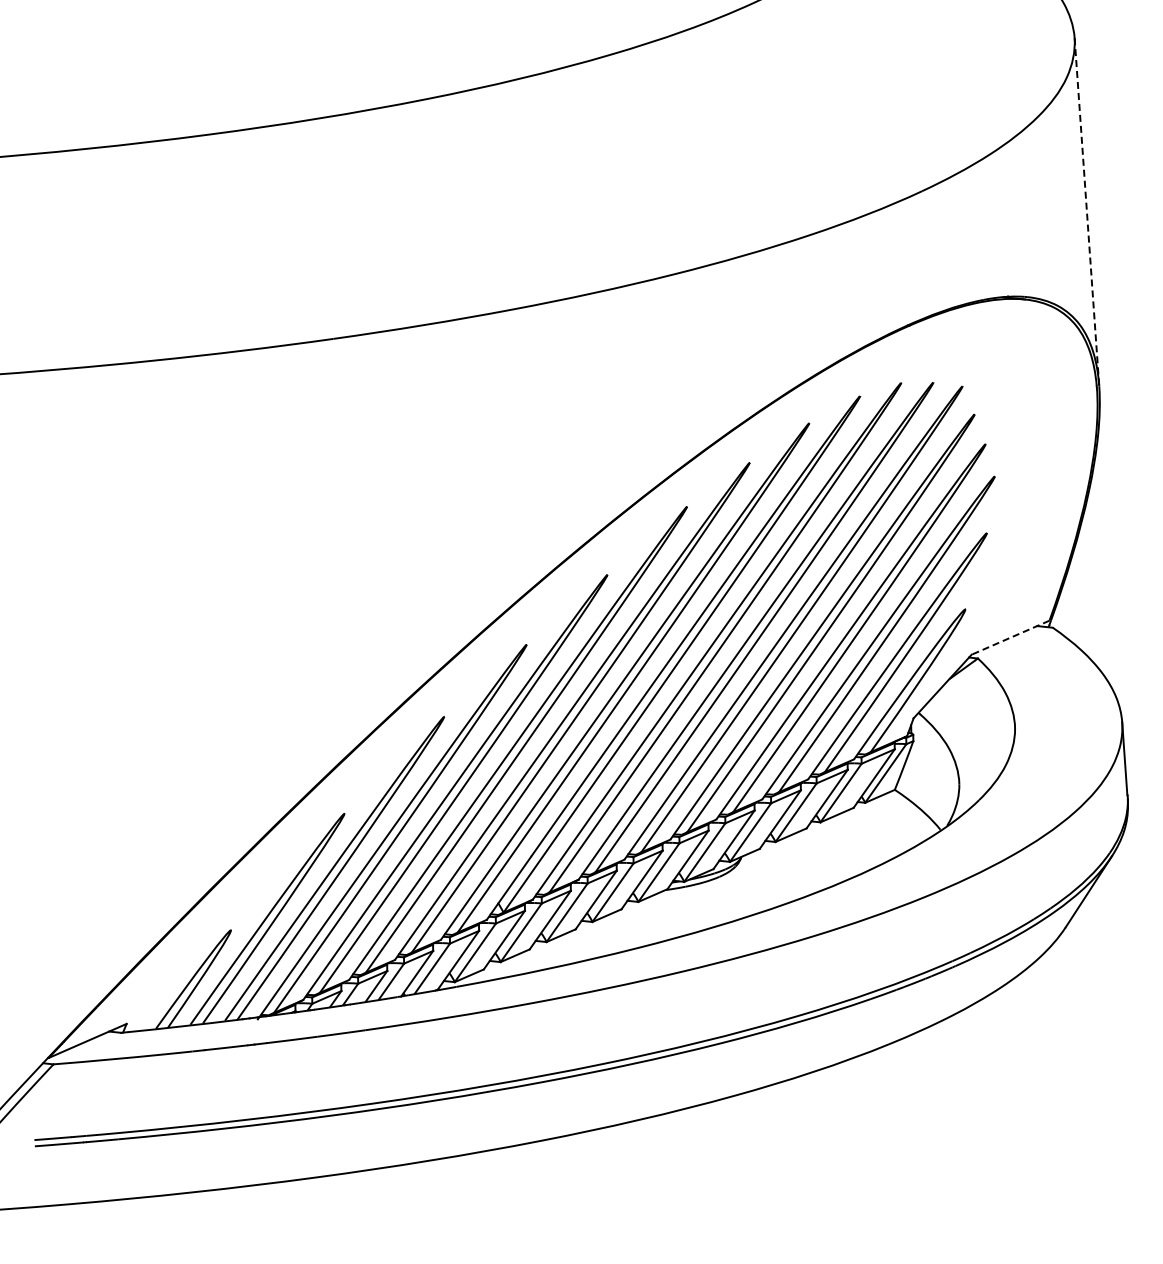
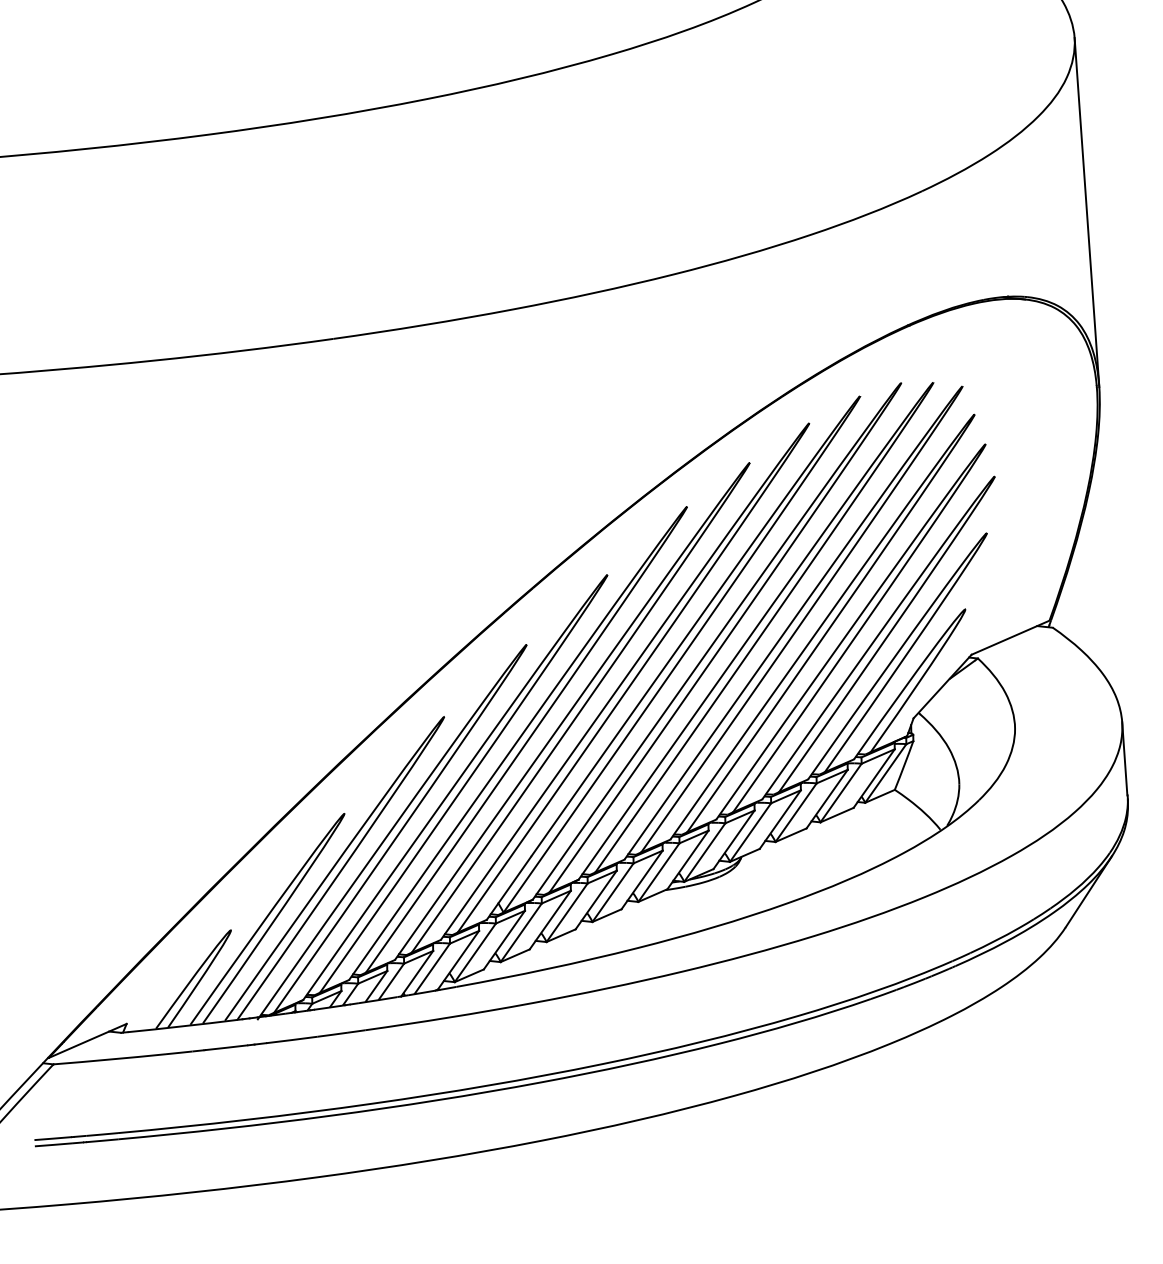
line: dashed -> solid (1086, 212)
line: dashed -> solid (1010, 637)
